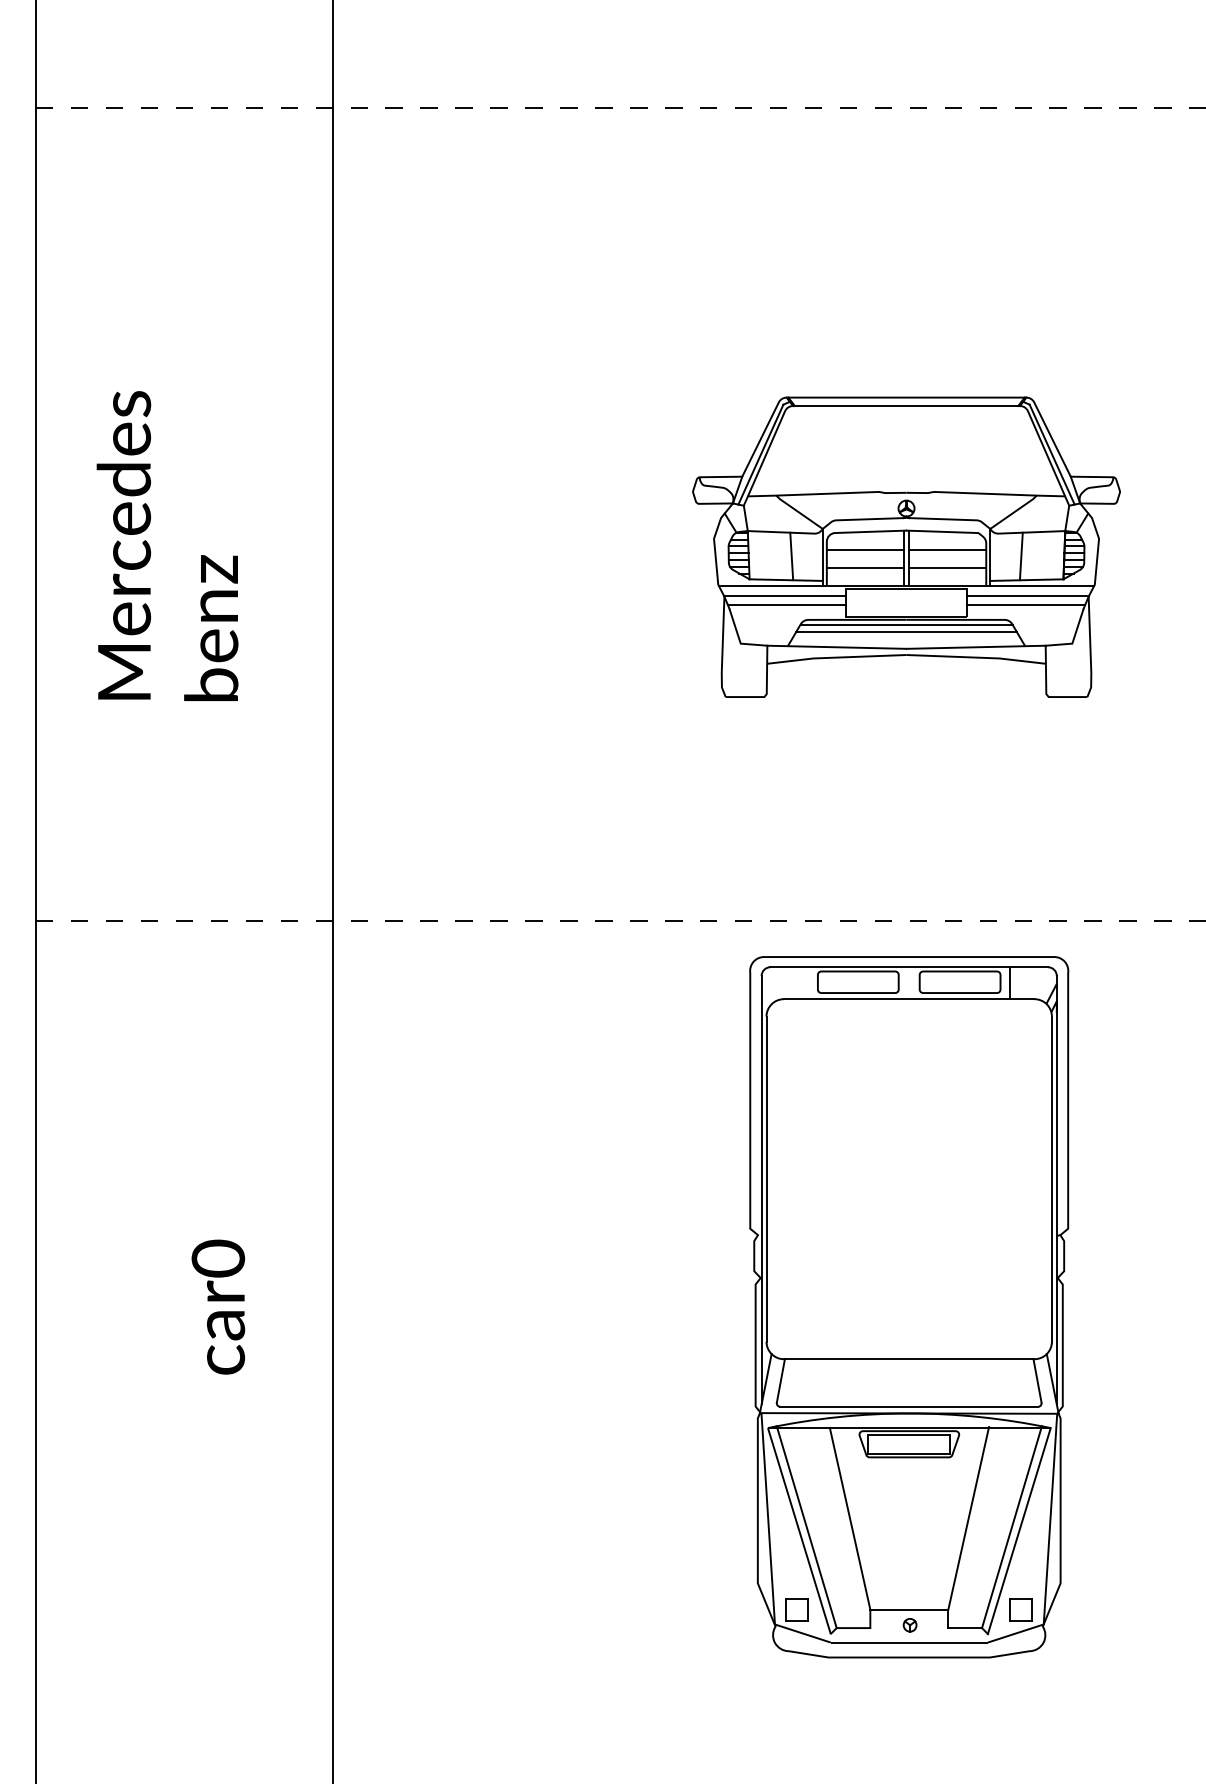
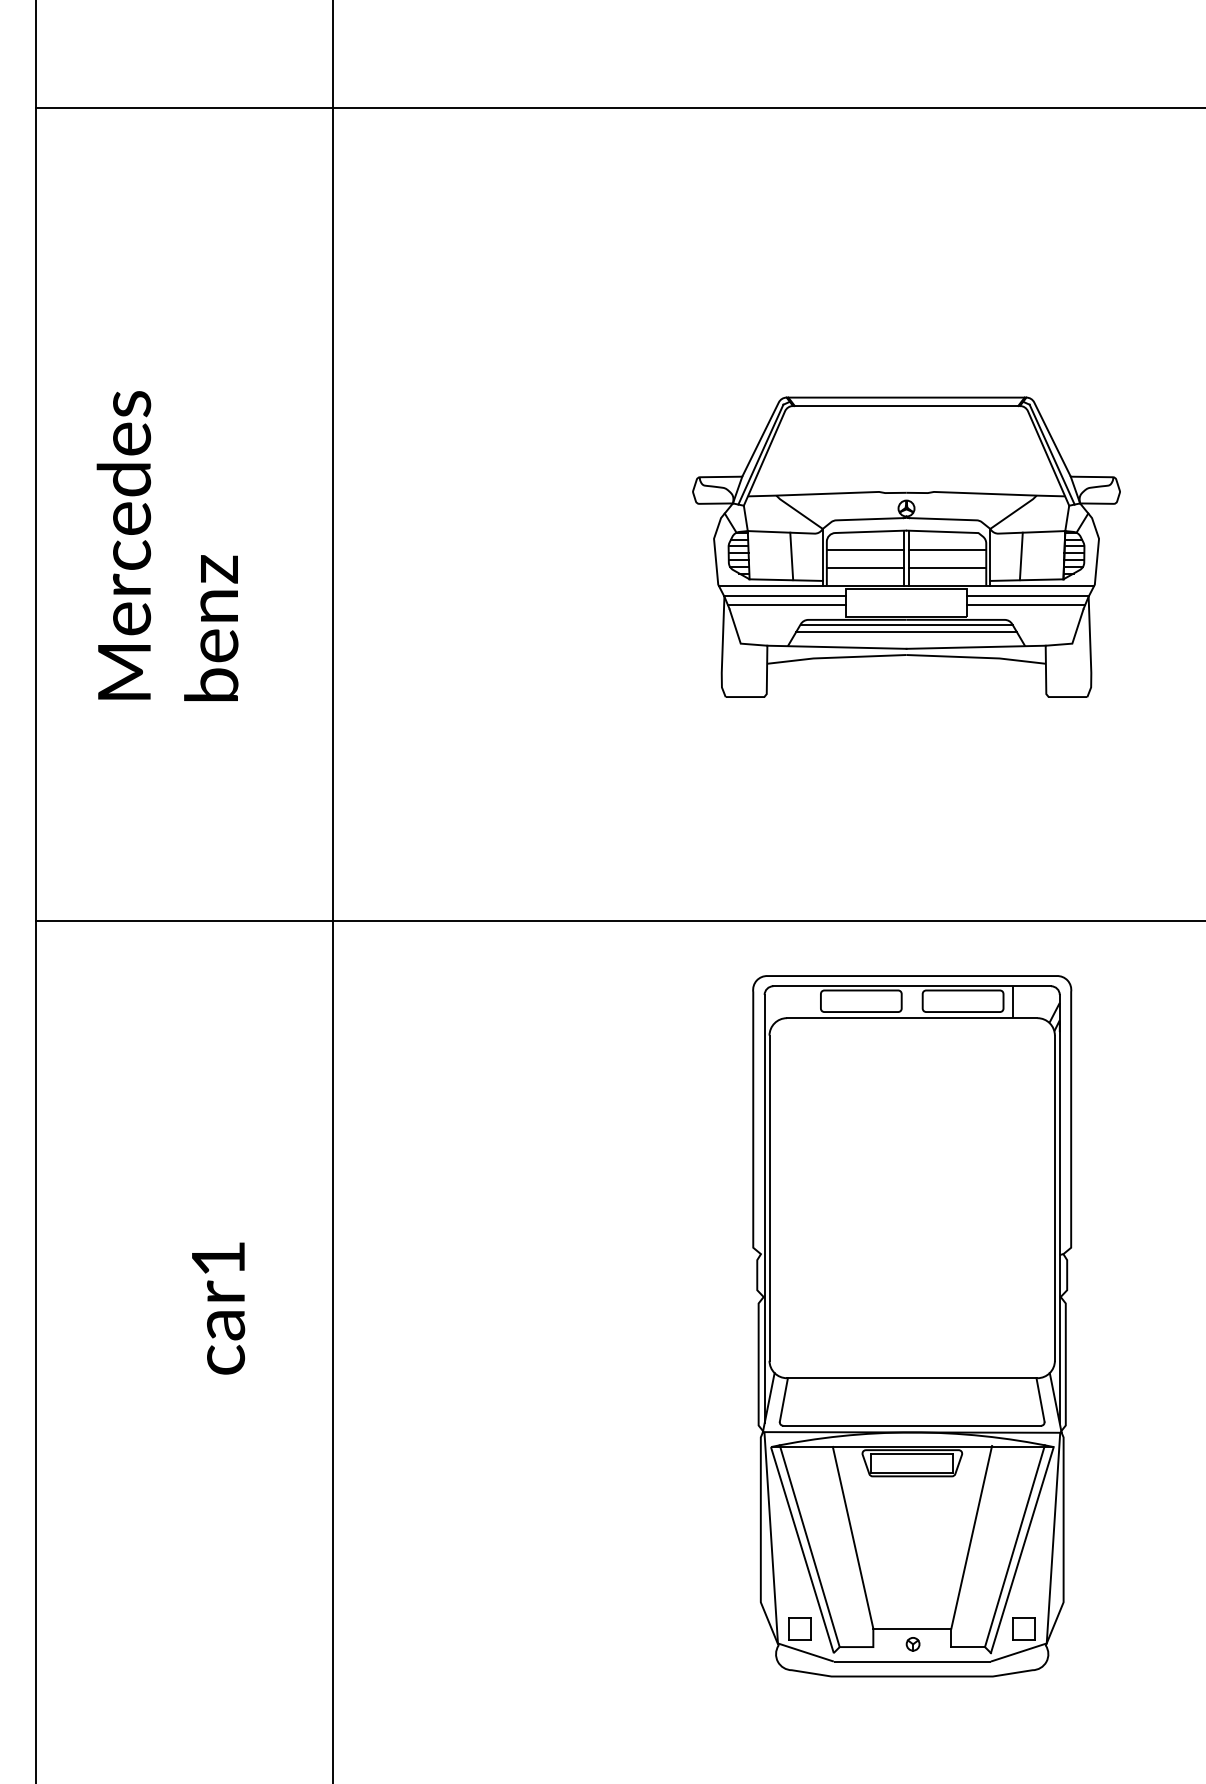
line: dashed -> solid (621, 107)
line: dashed -> solid (621, 920)
text: car0 -> car1 (218, 1258)
part position: (909, 1307) -> (912, 1326) (912, 1326)
